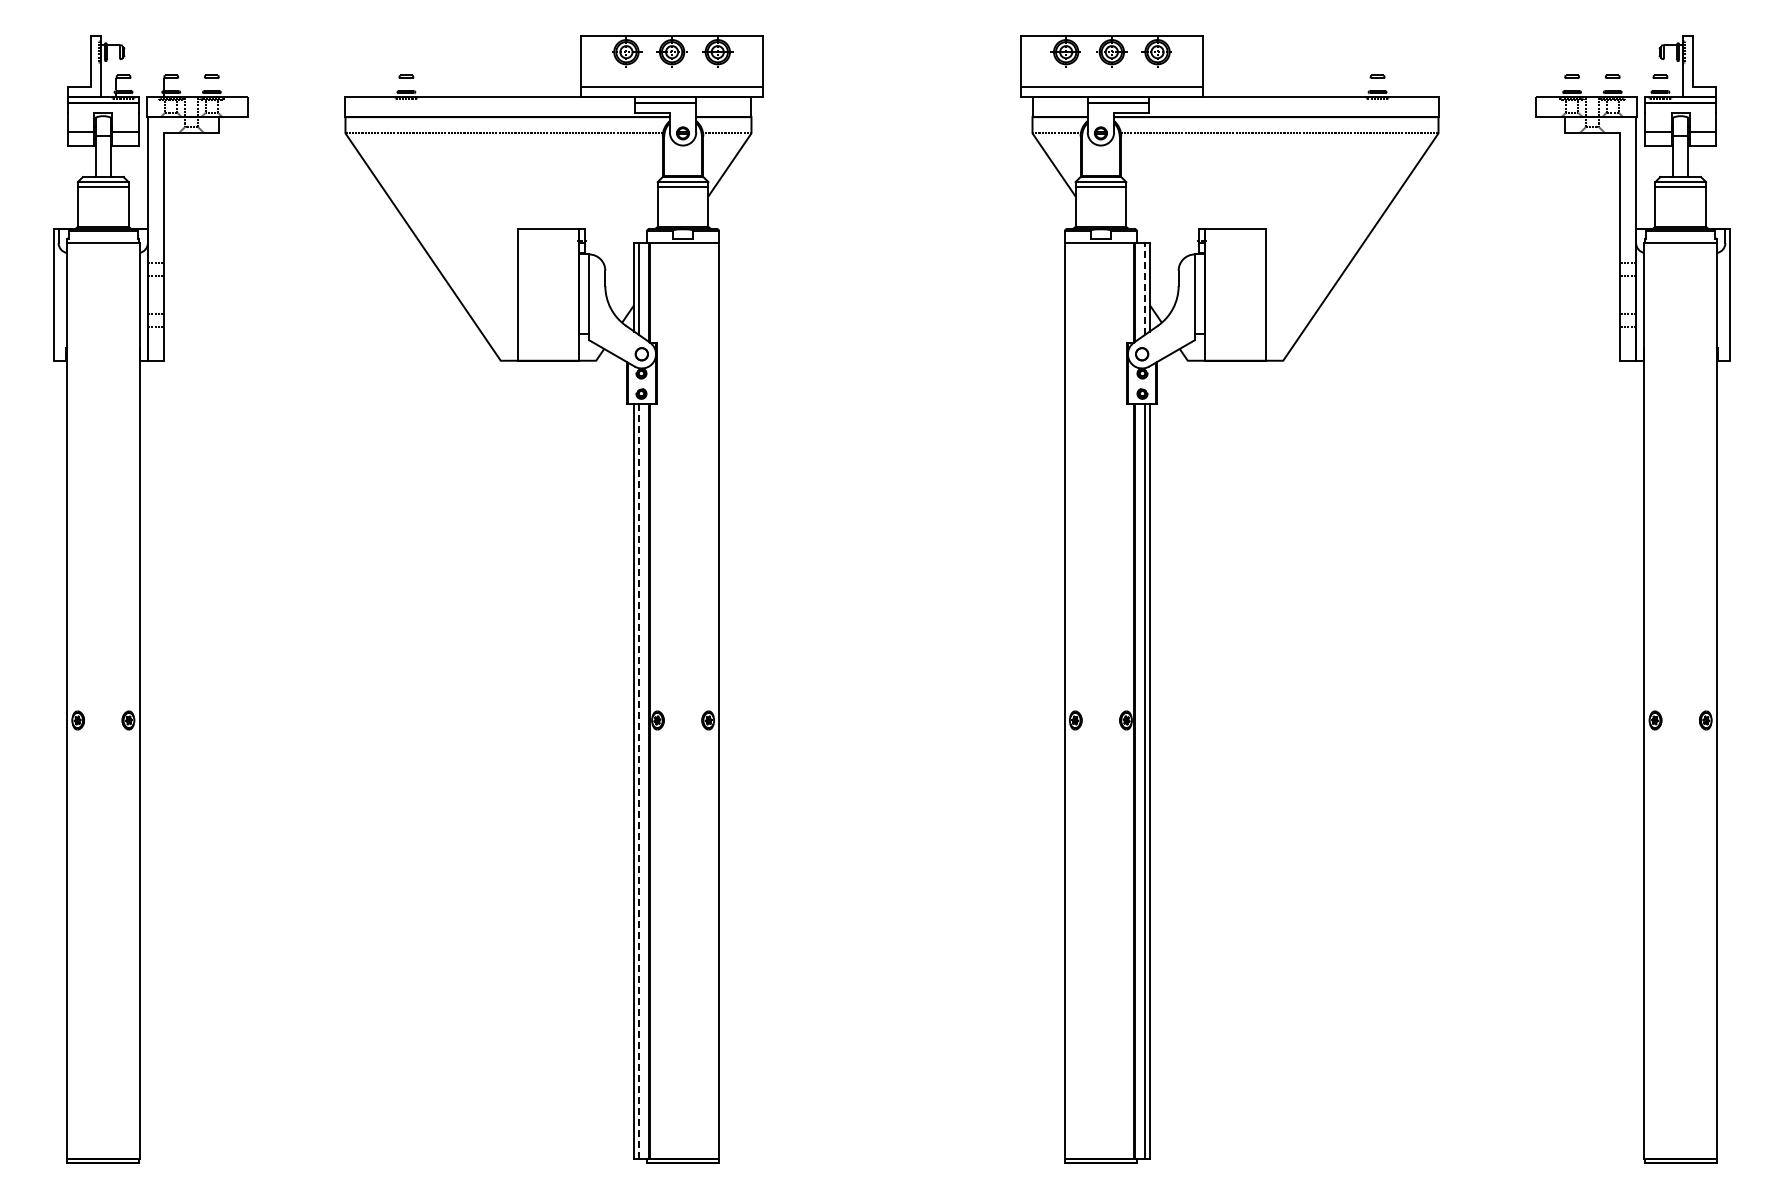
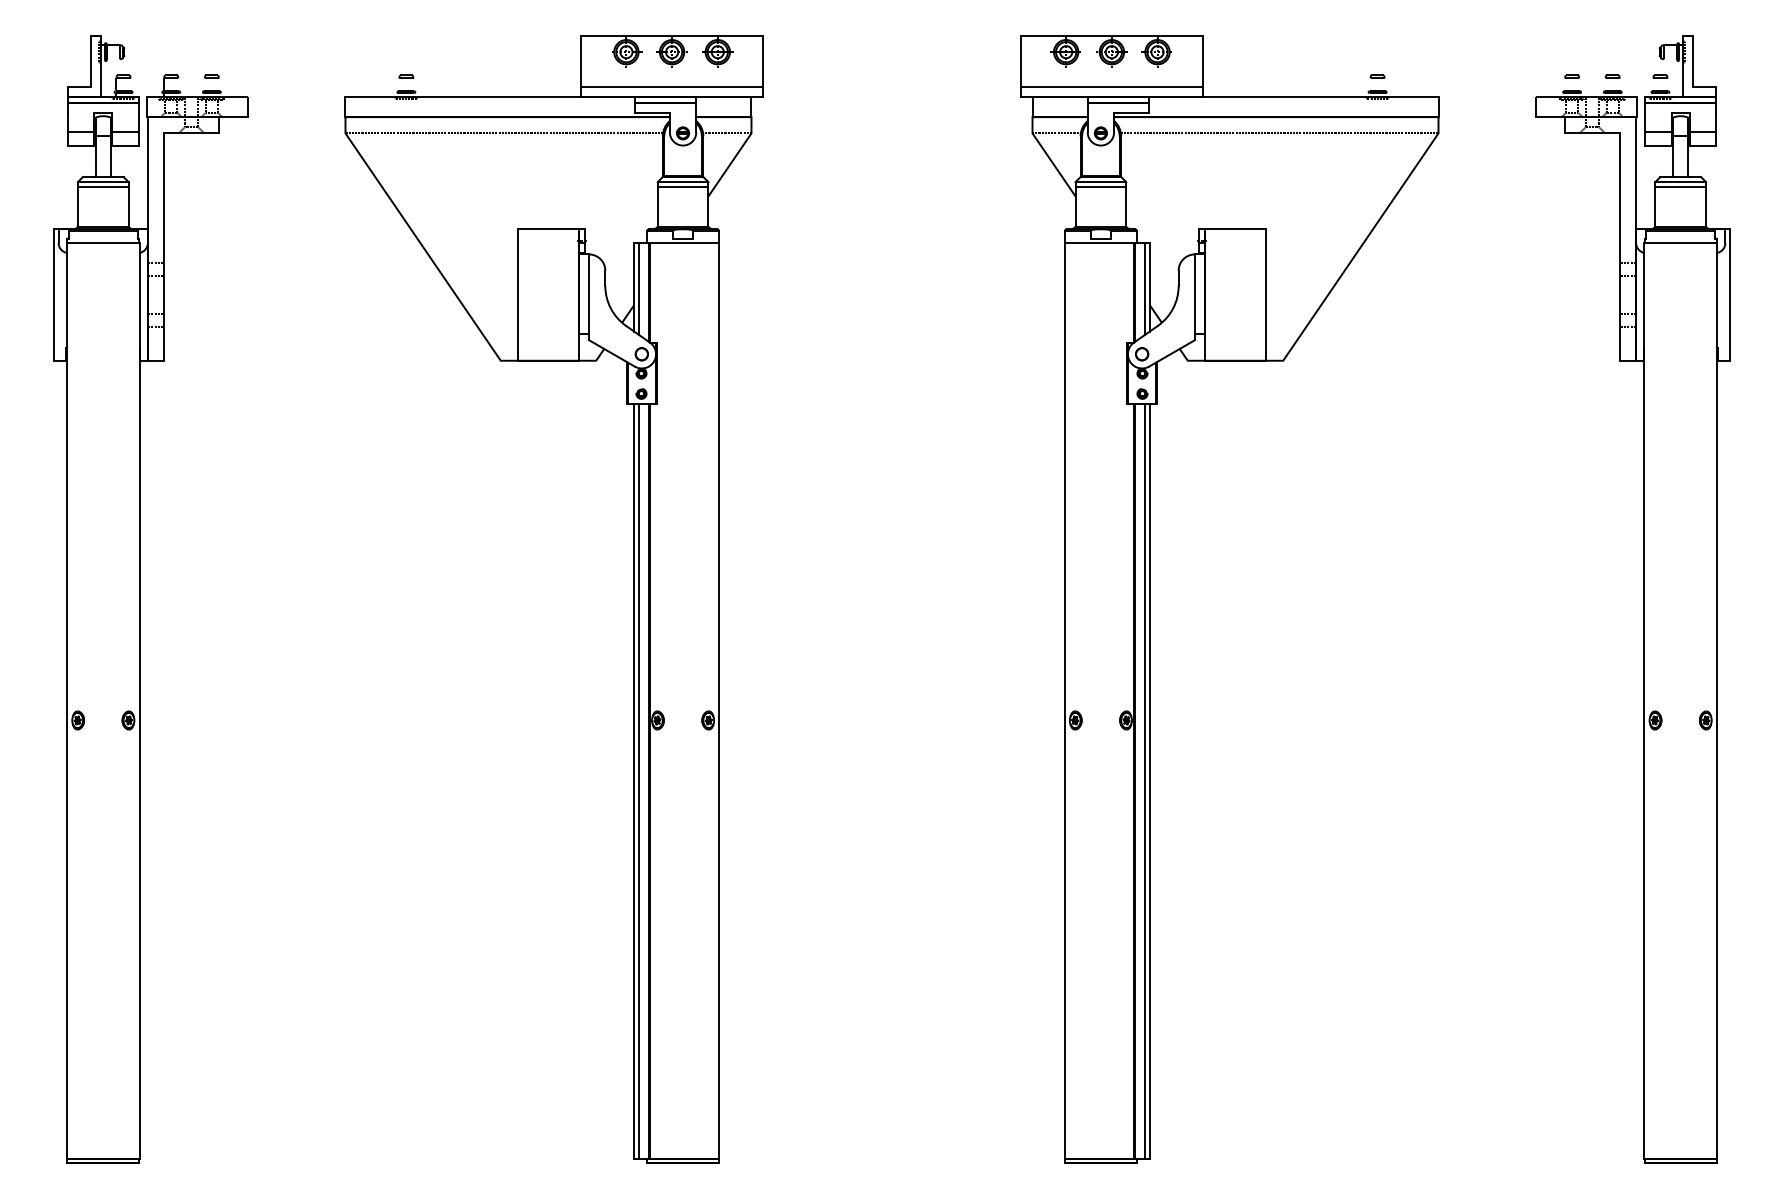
line: dashed -> solid (1144, 289)
line: dashed -> solid (639, 780)
